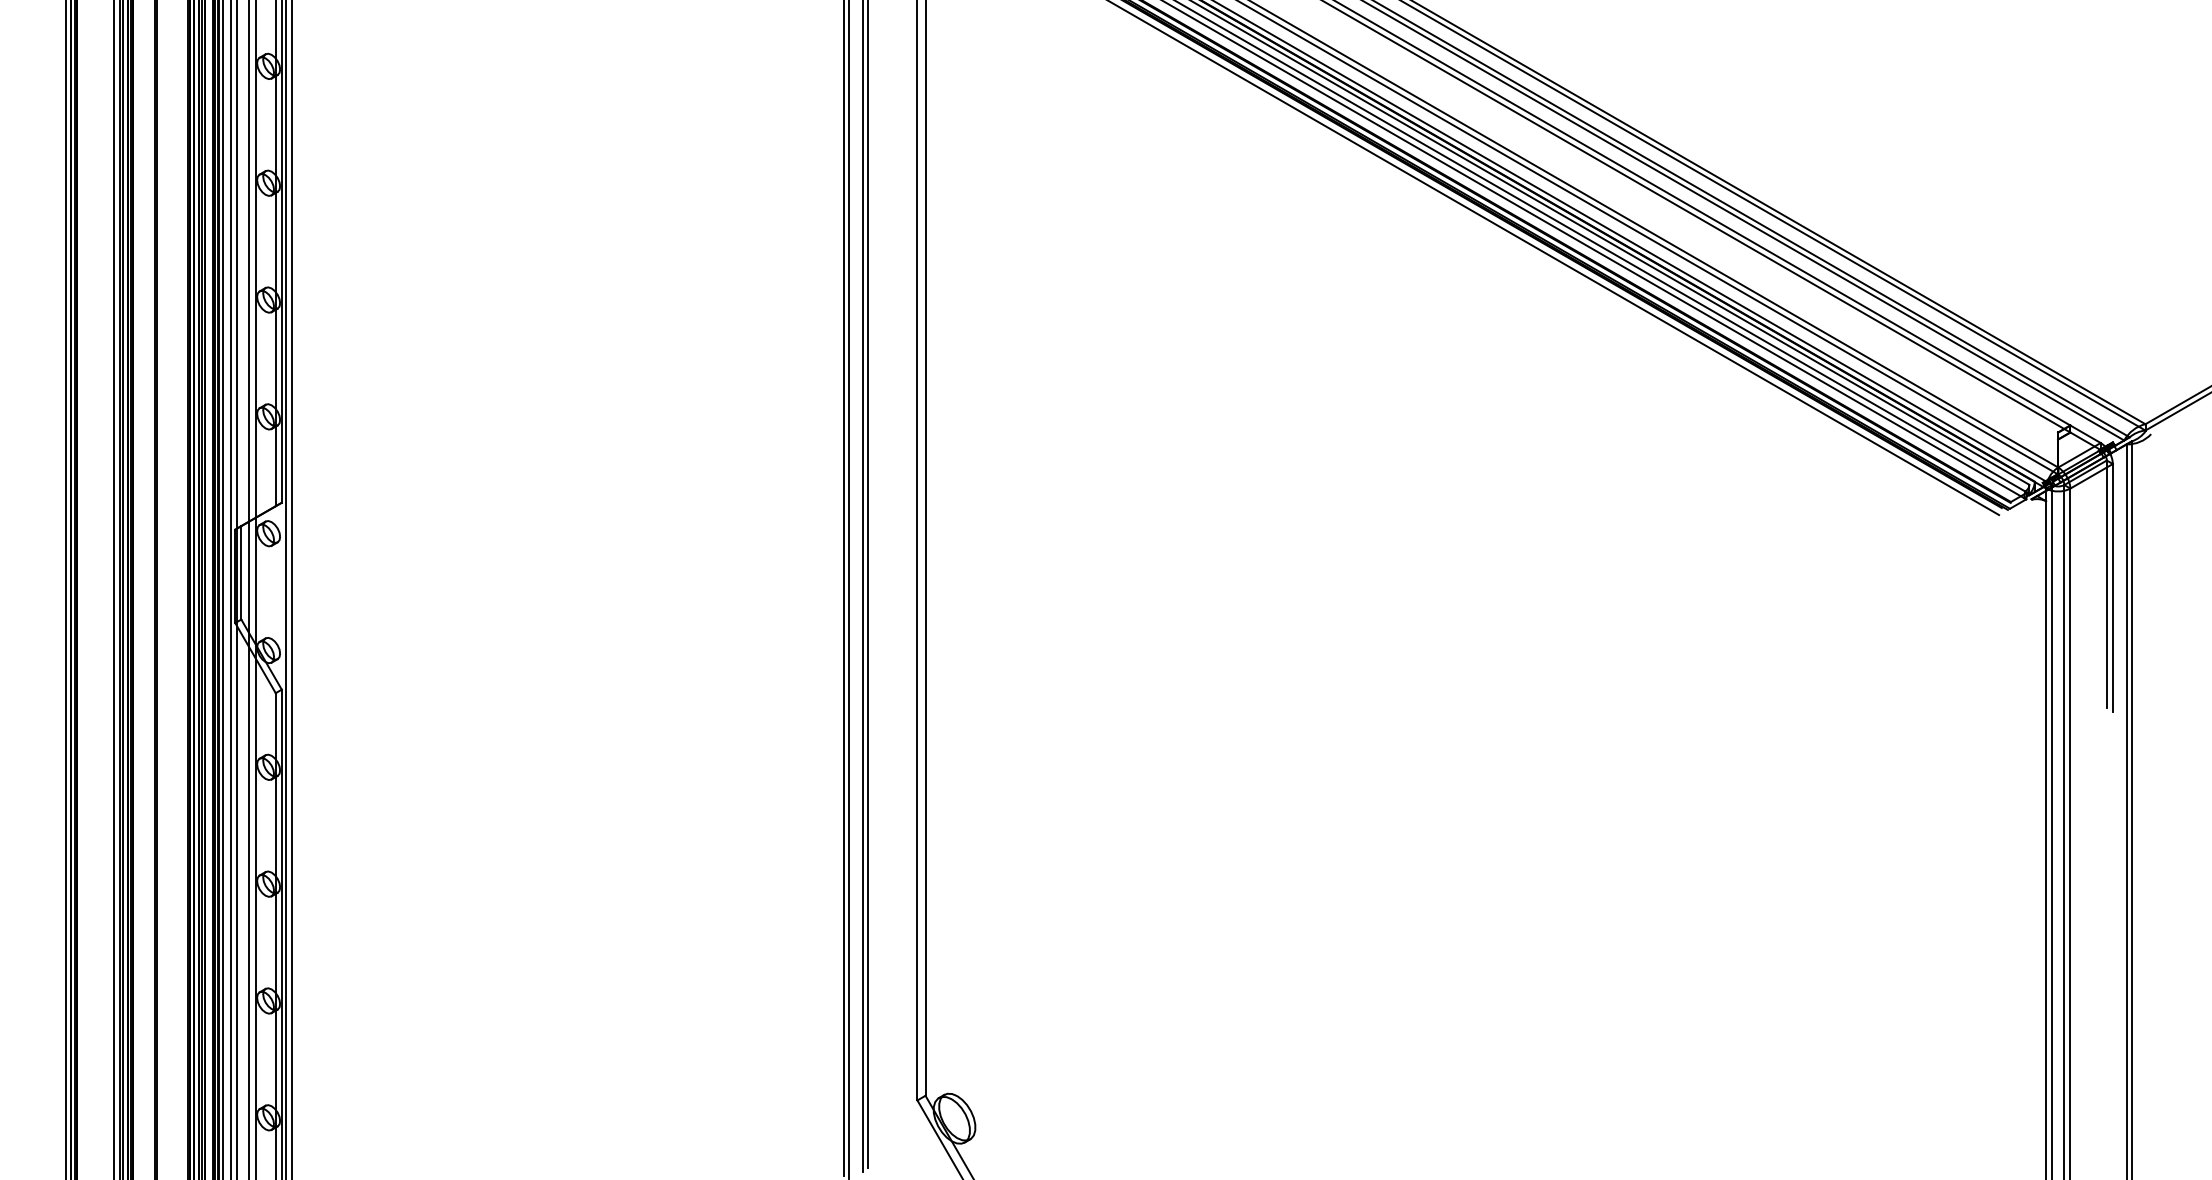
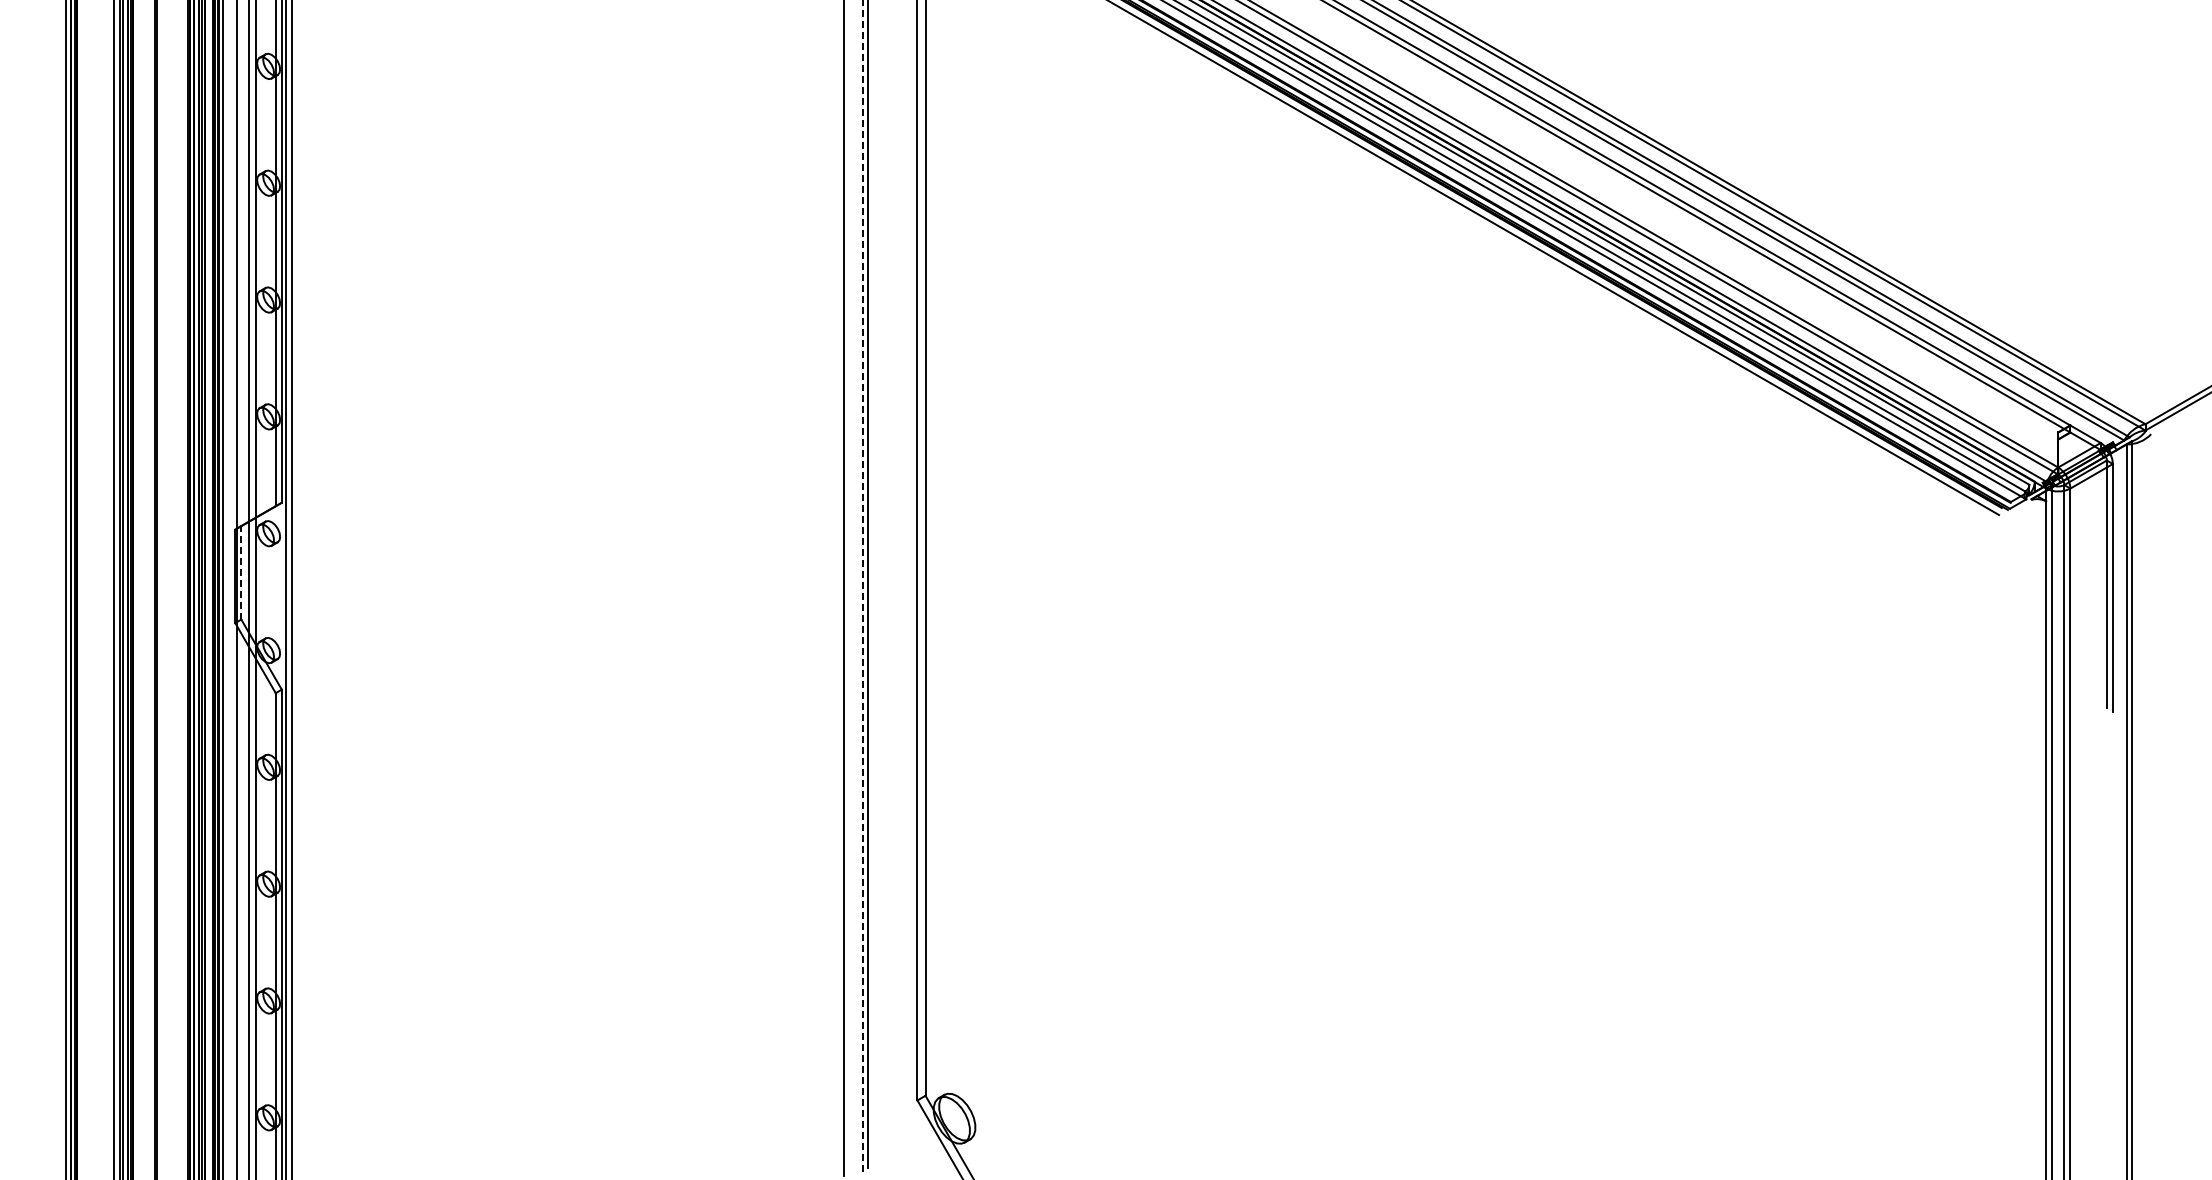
line: solid -> dashed (241, 572)
line: solid -> dashed (863, 585)
line: present -> none (231, 589)
line: present -> none (849, 589)
